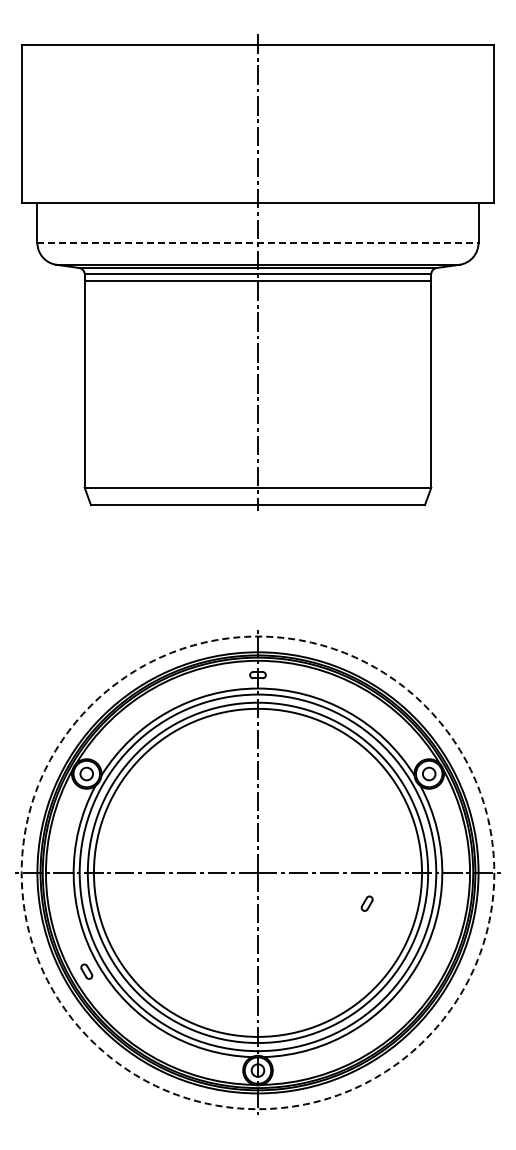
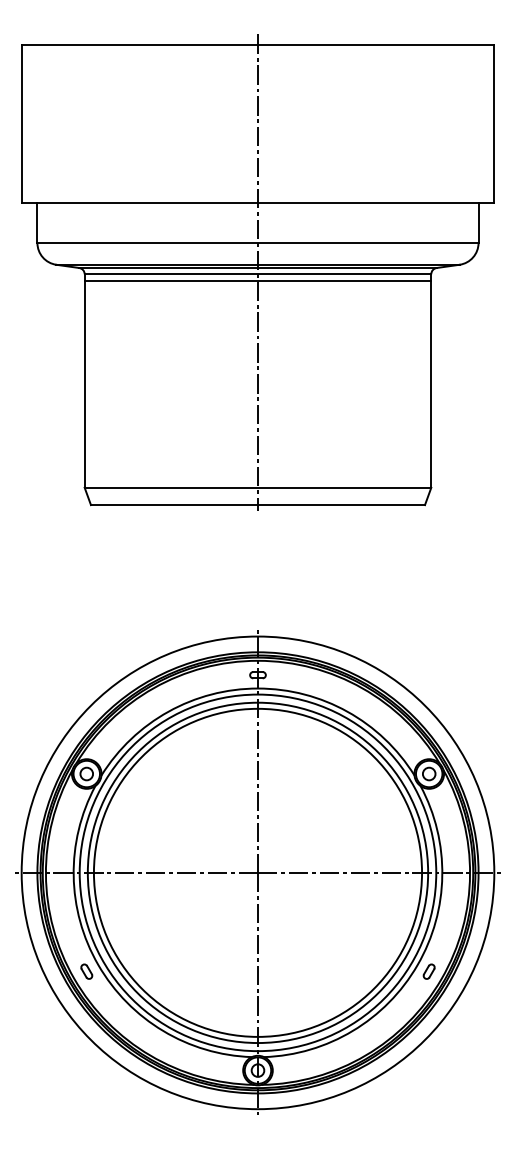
line: dashed -> solid (257, 242)
circle: dashed -> solid (257, 872)
part position: (366, 903) -> (428, 971) (428, 971)
